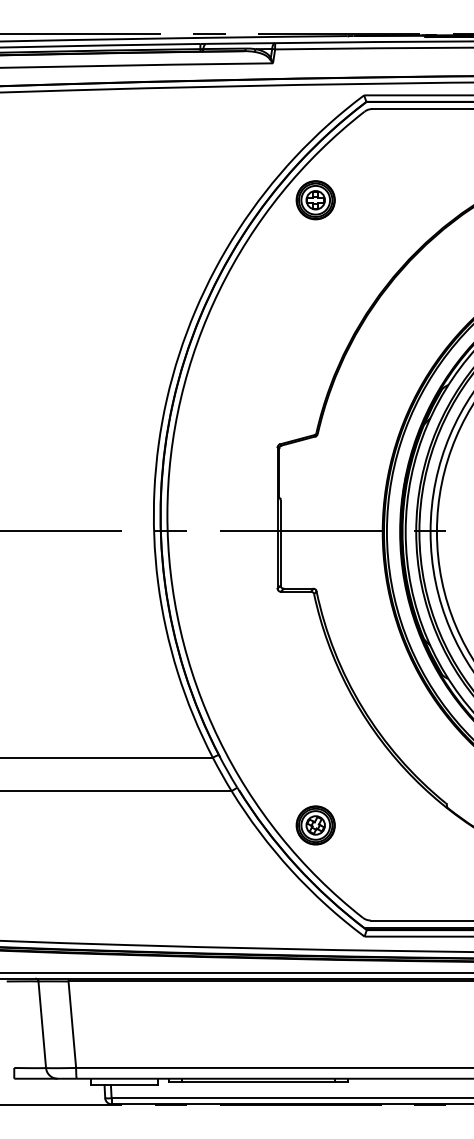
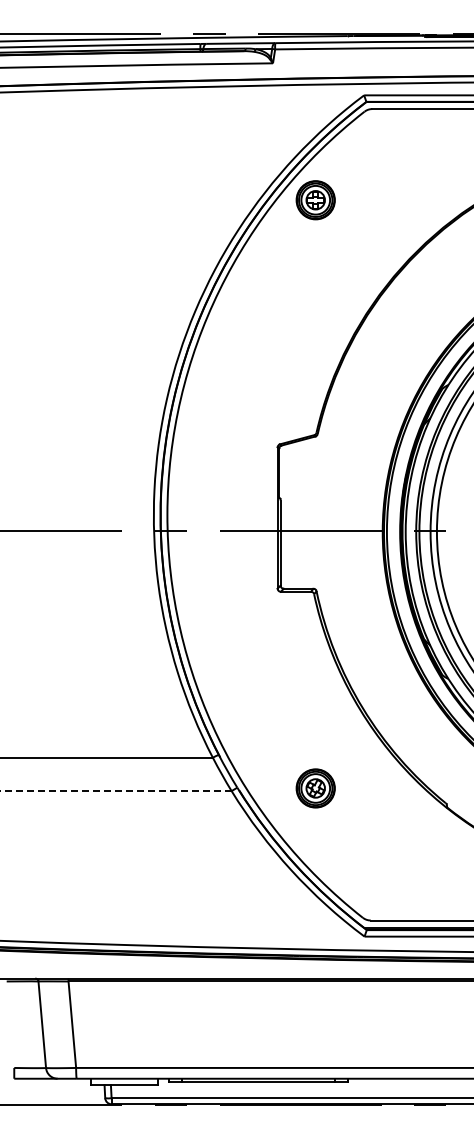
line: solid -> dashed (115, 791)
part position: (315, 825) -> (315, 788) (315, 788)
line: present -> none (236, 972)
